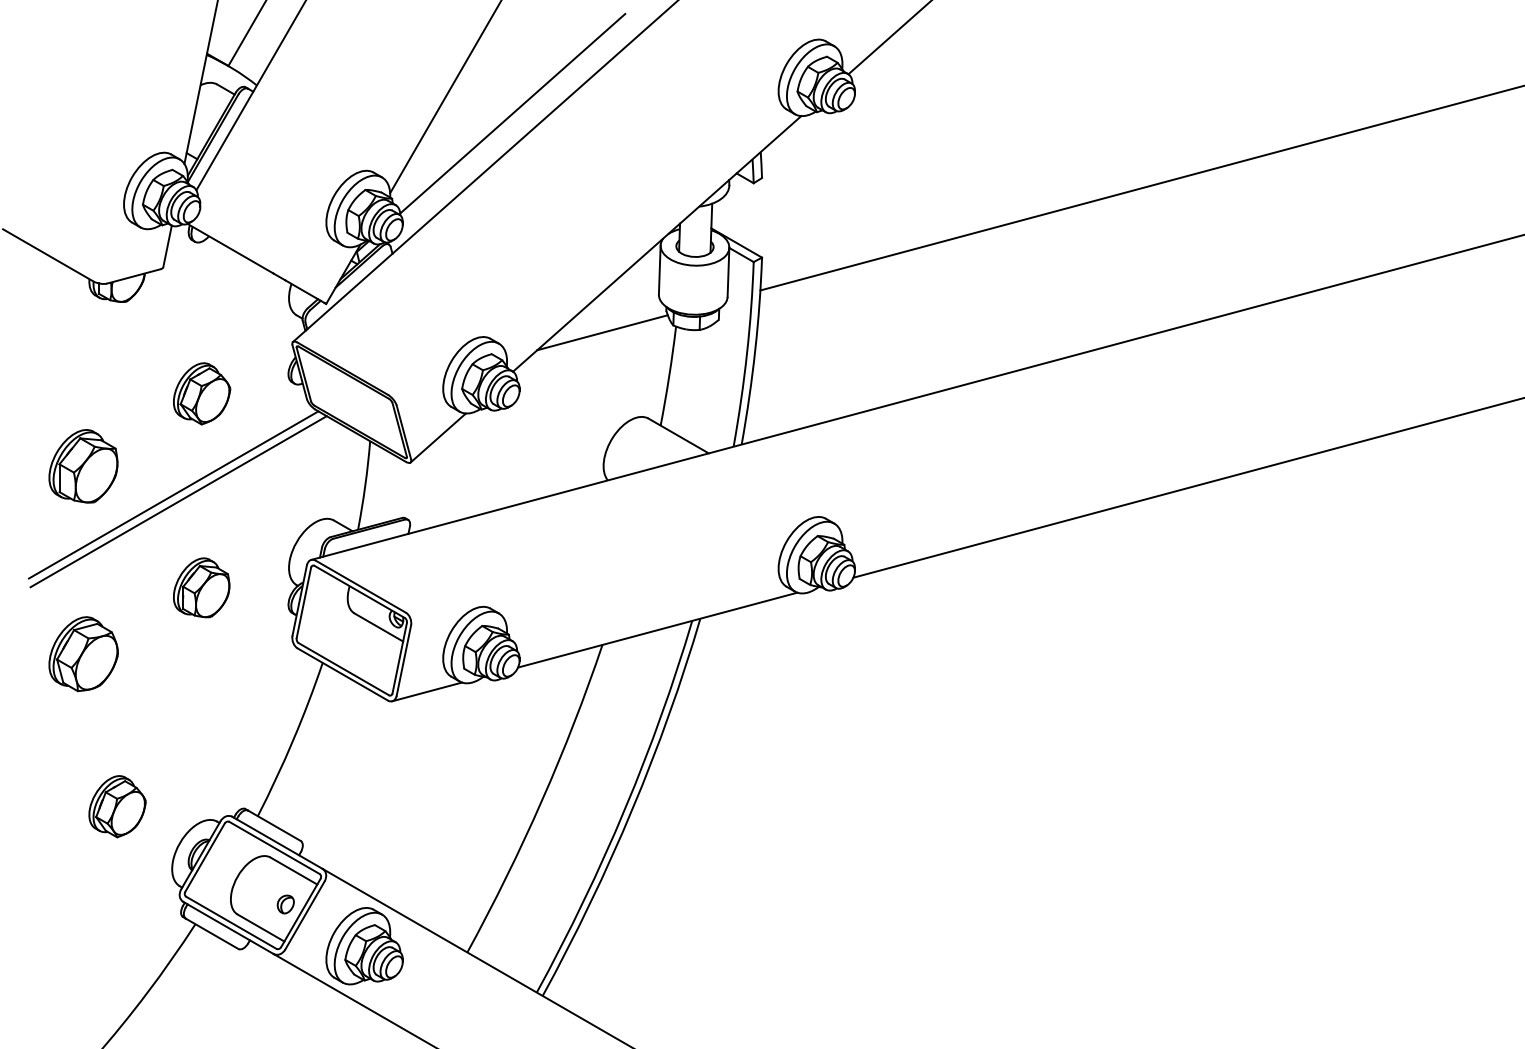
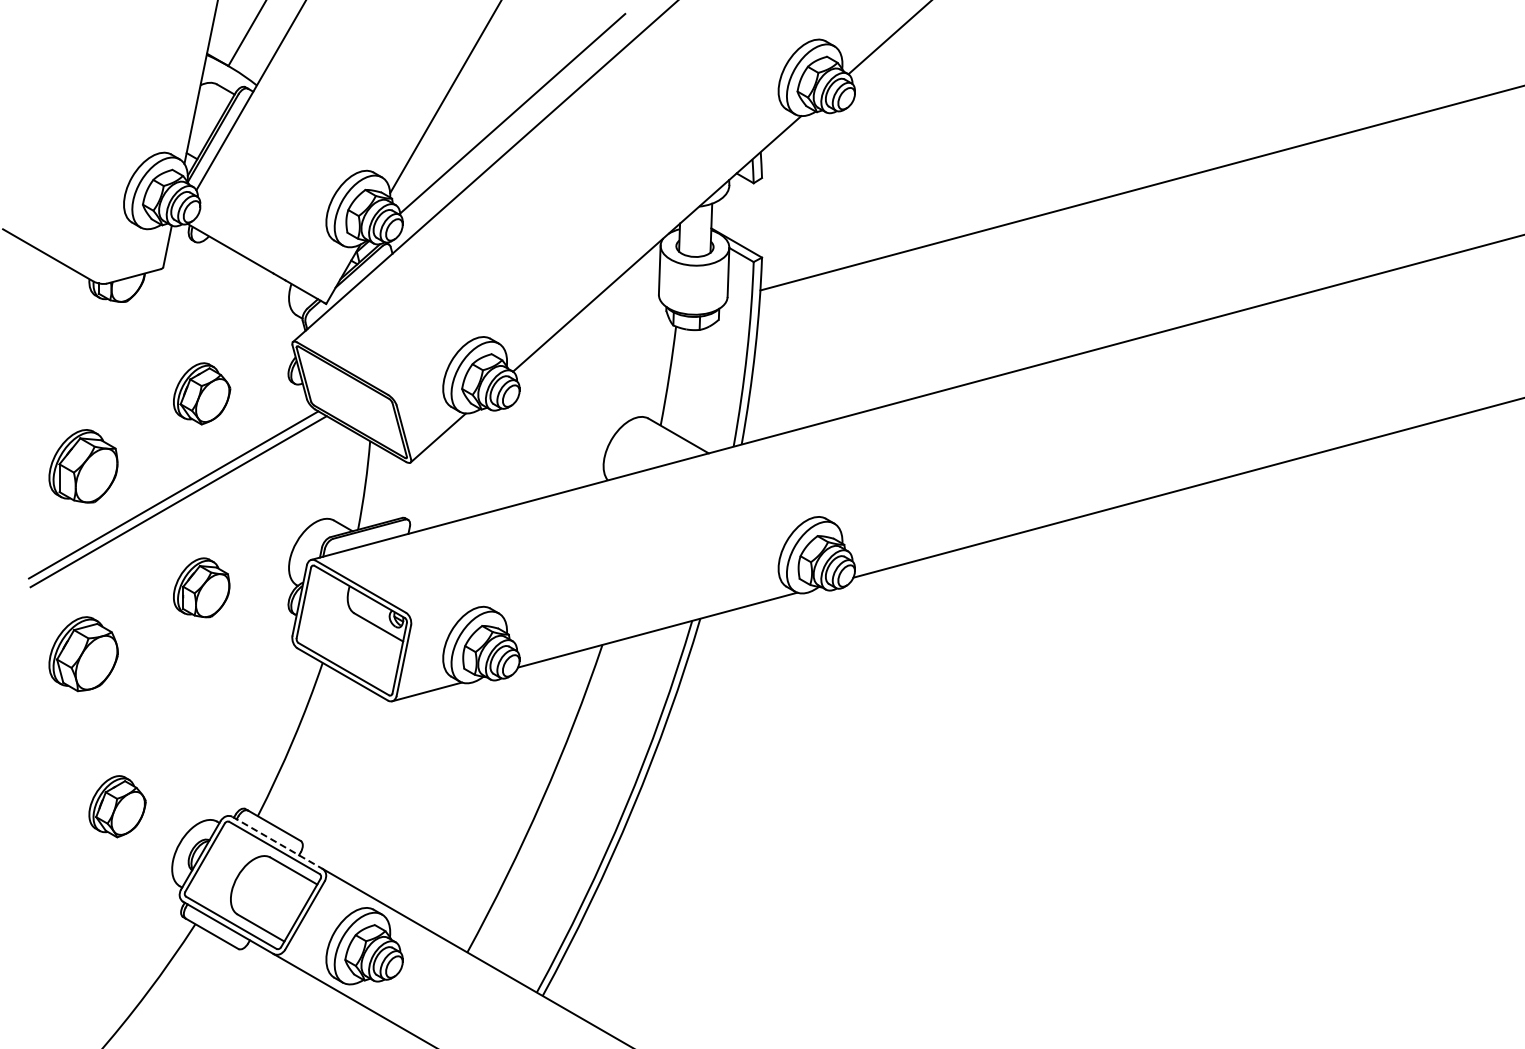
line: present -> none (602, 332)
line: solid -> dashed (277, 843)
part: present -> none (285, 904)
